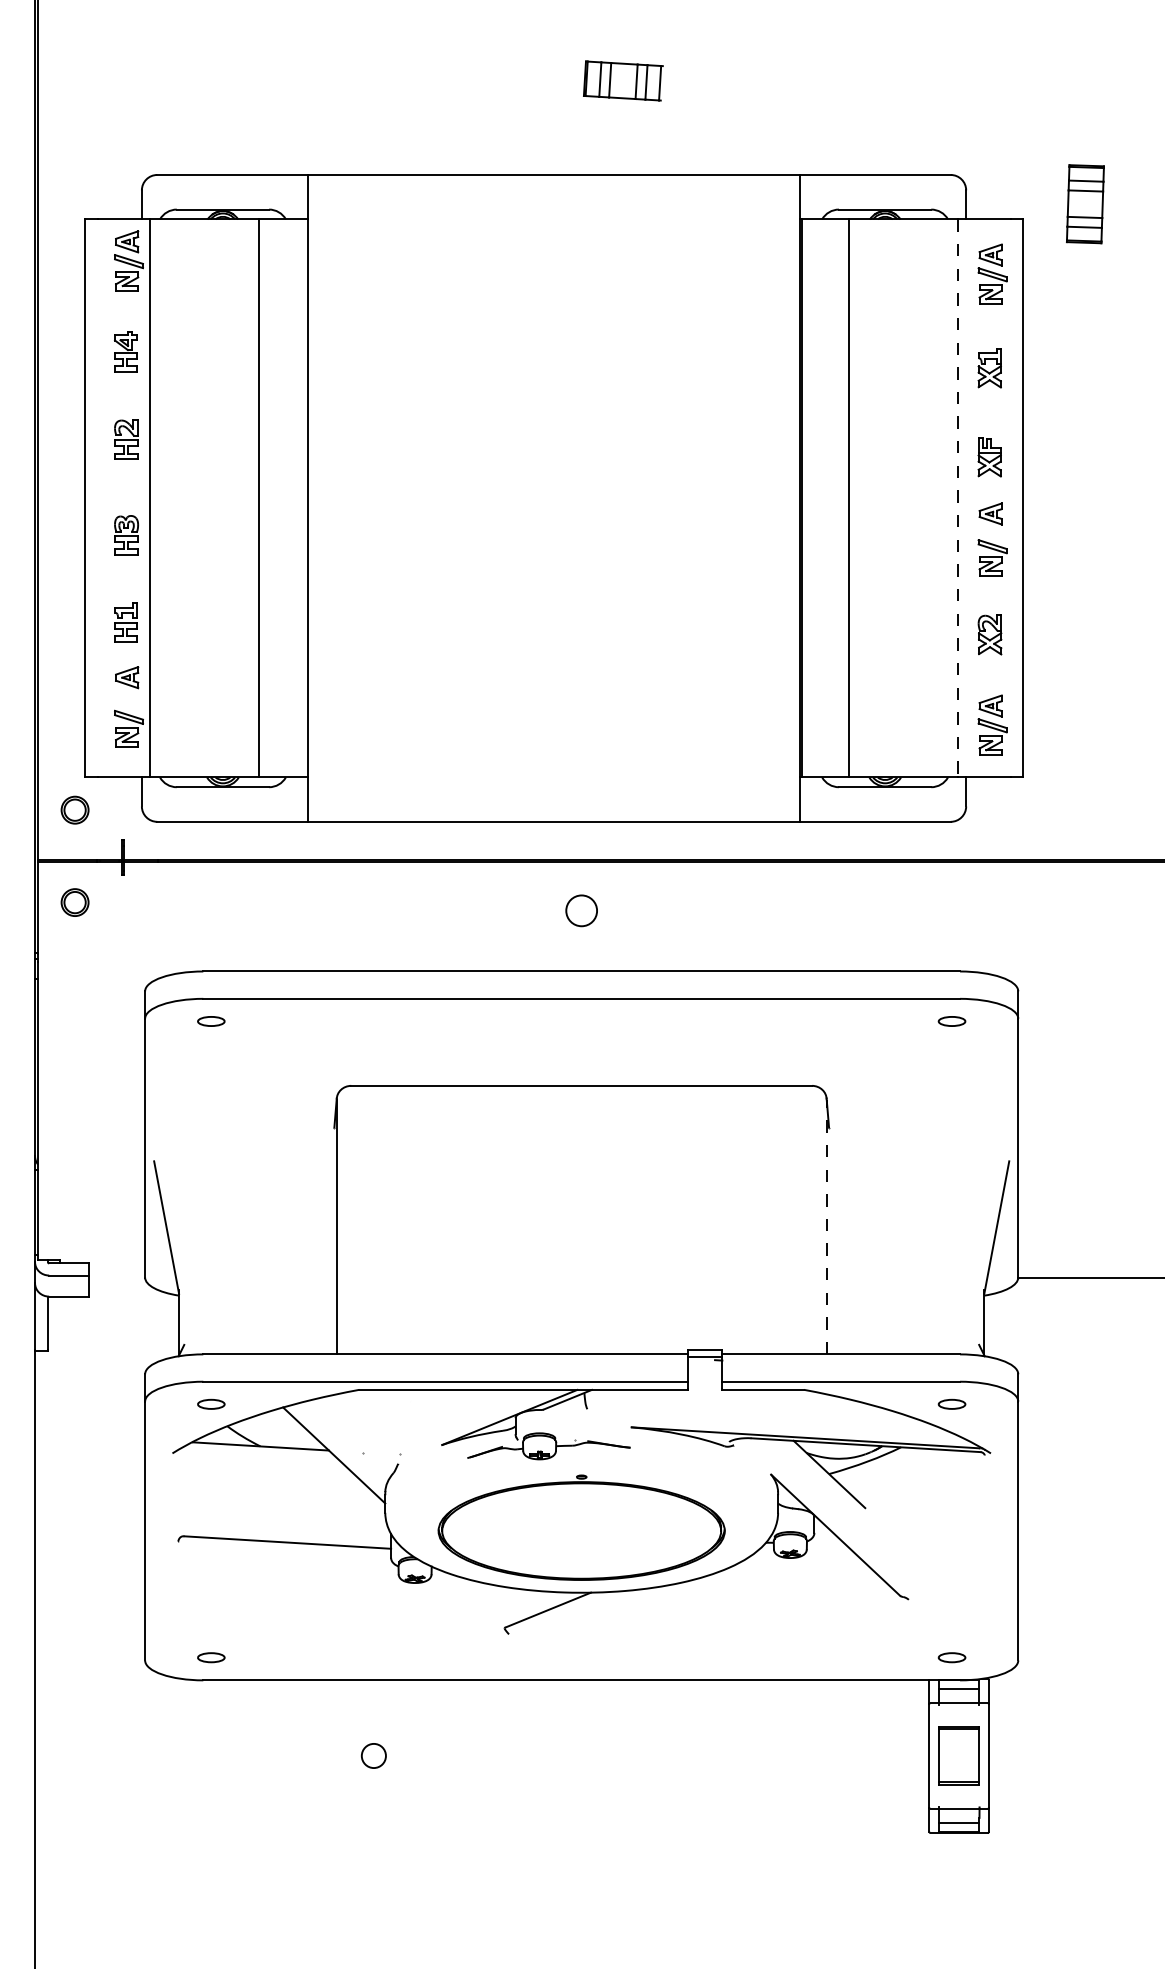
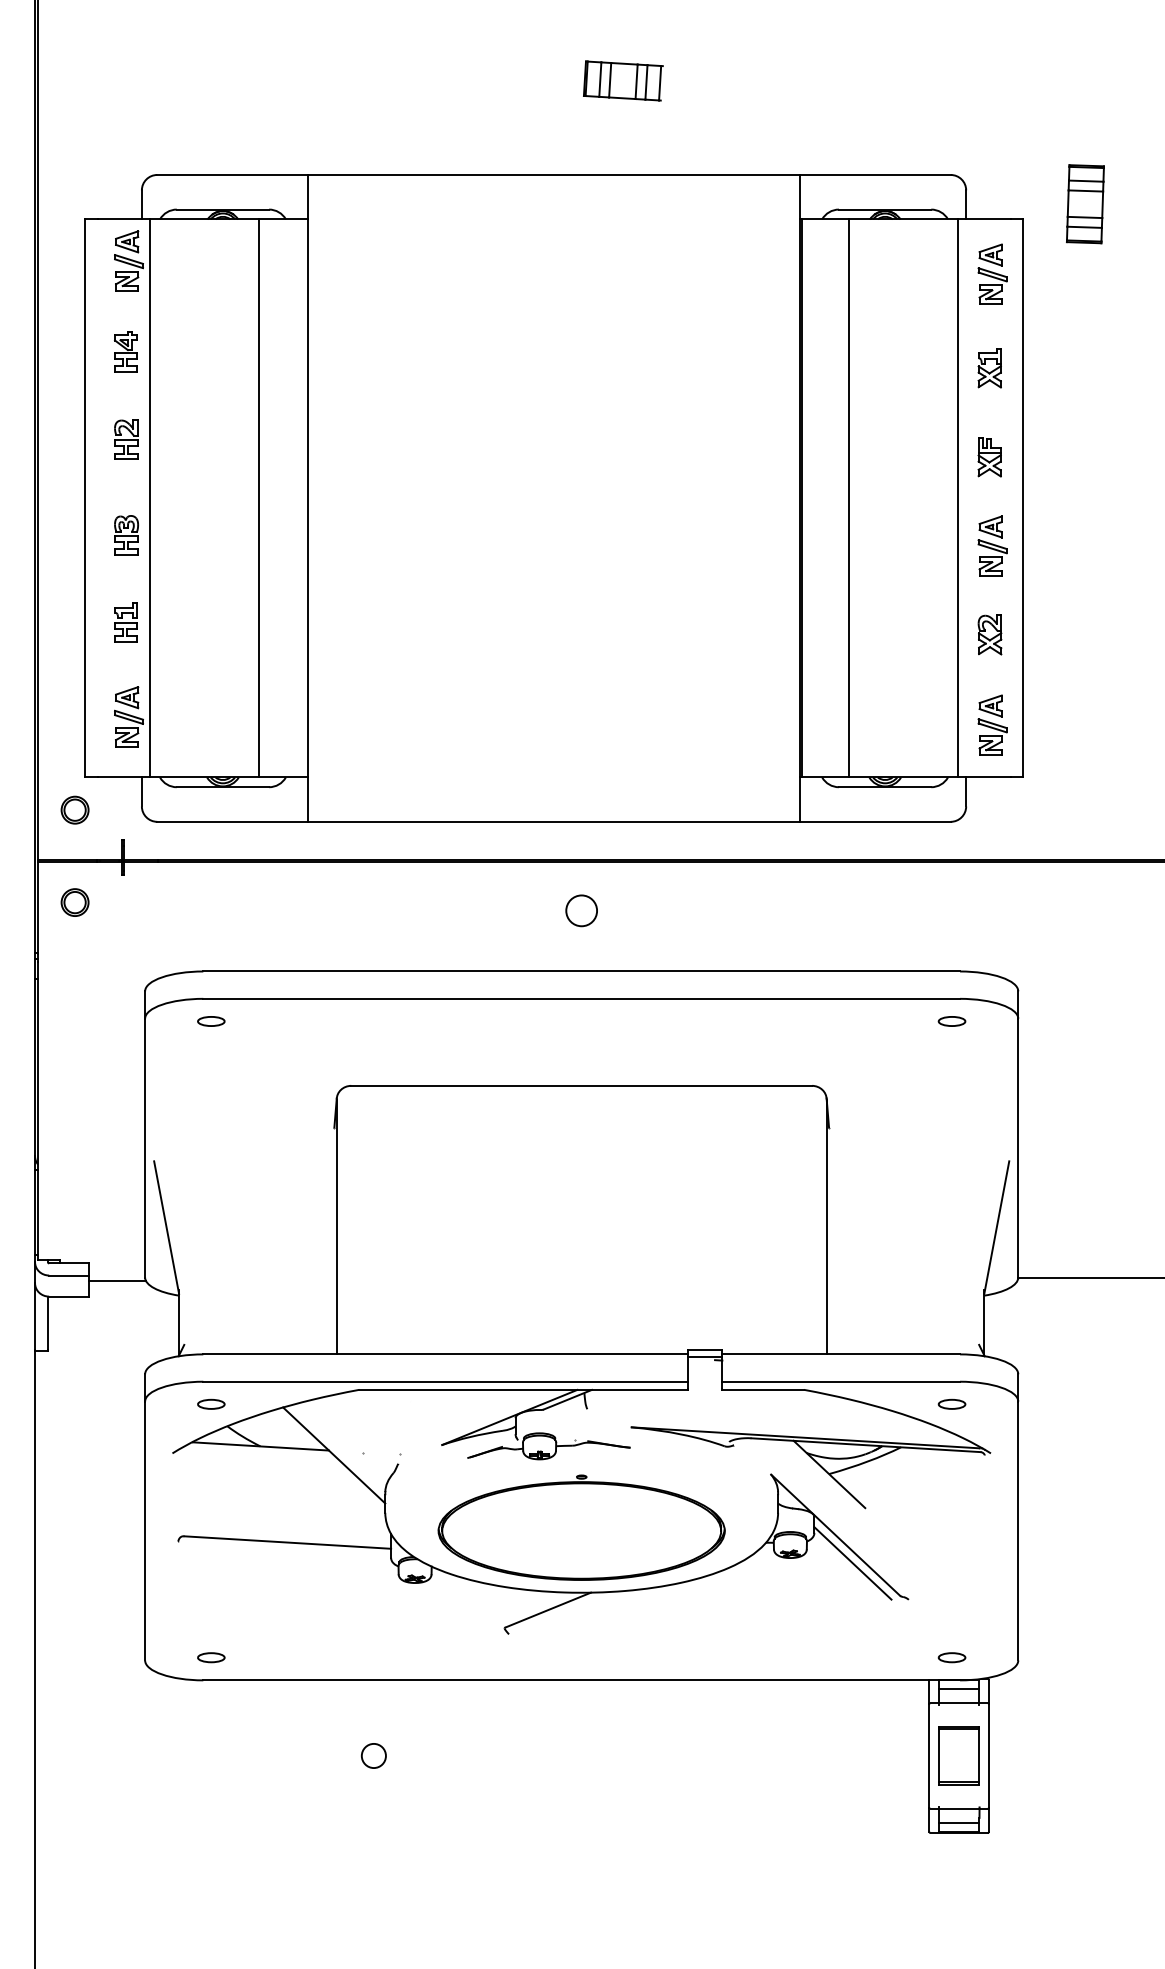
line: dashed -> solid (957, 498)
part position: (990, 513) -> (990, 526) (990, 526)
part position: (127, 677) -> (127, 697) (127, 697)
line: dashed -> solid (826, 1226)
line: none -> present (117, 1281)
line: none -> present (852, 1563)
